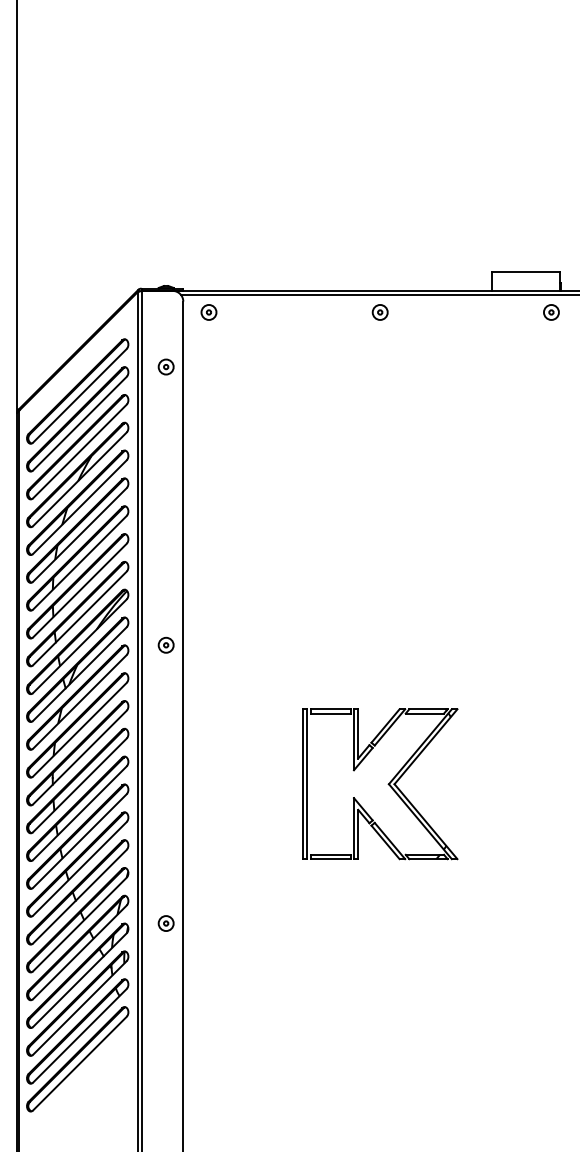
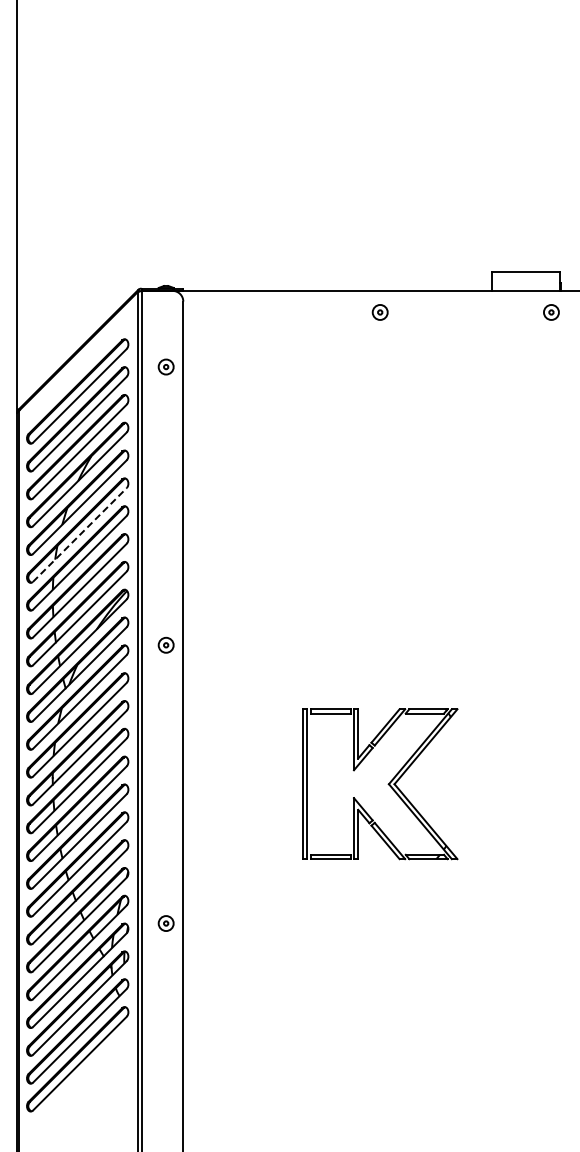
line: present -> none (378, 295)
part: present -> none (208, 312)
line: solid -> dashed (80, 534)
